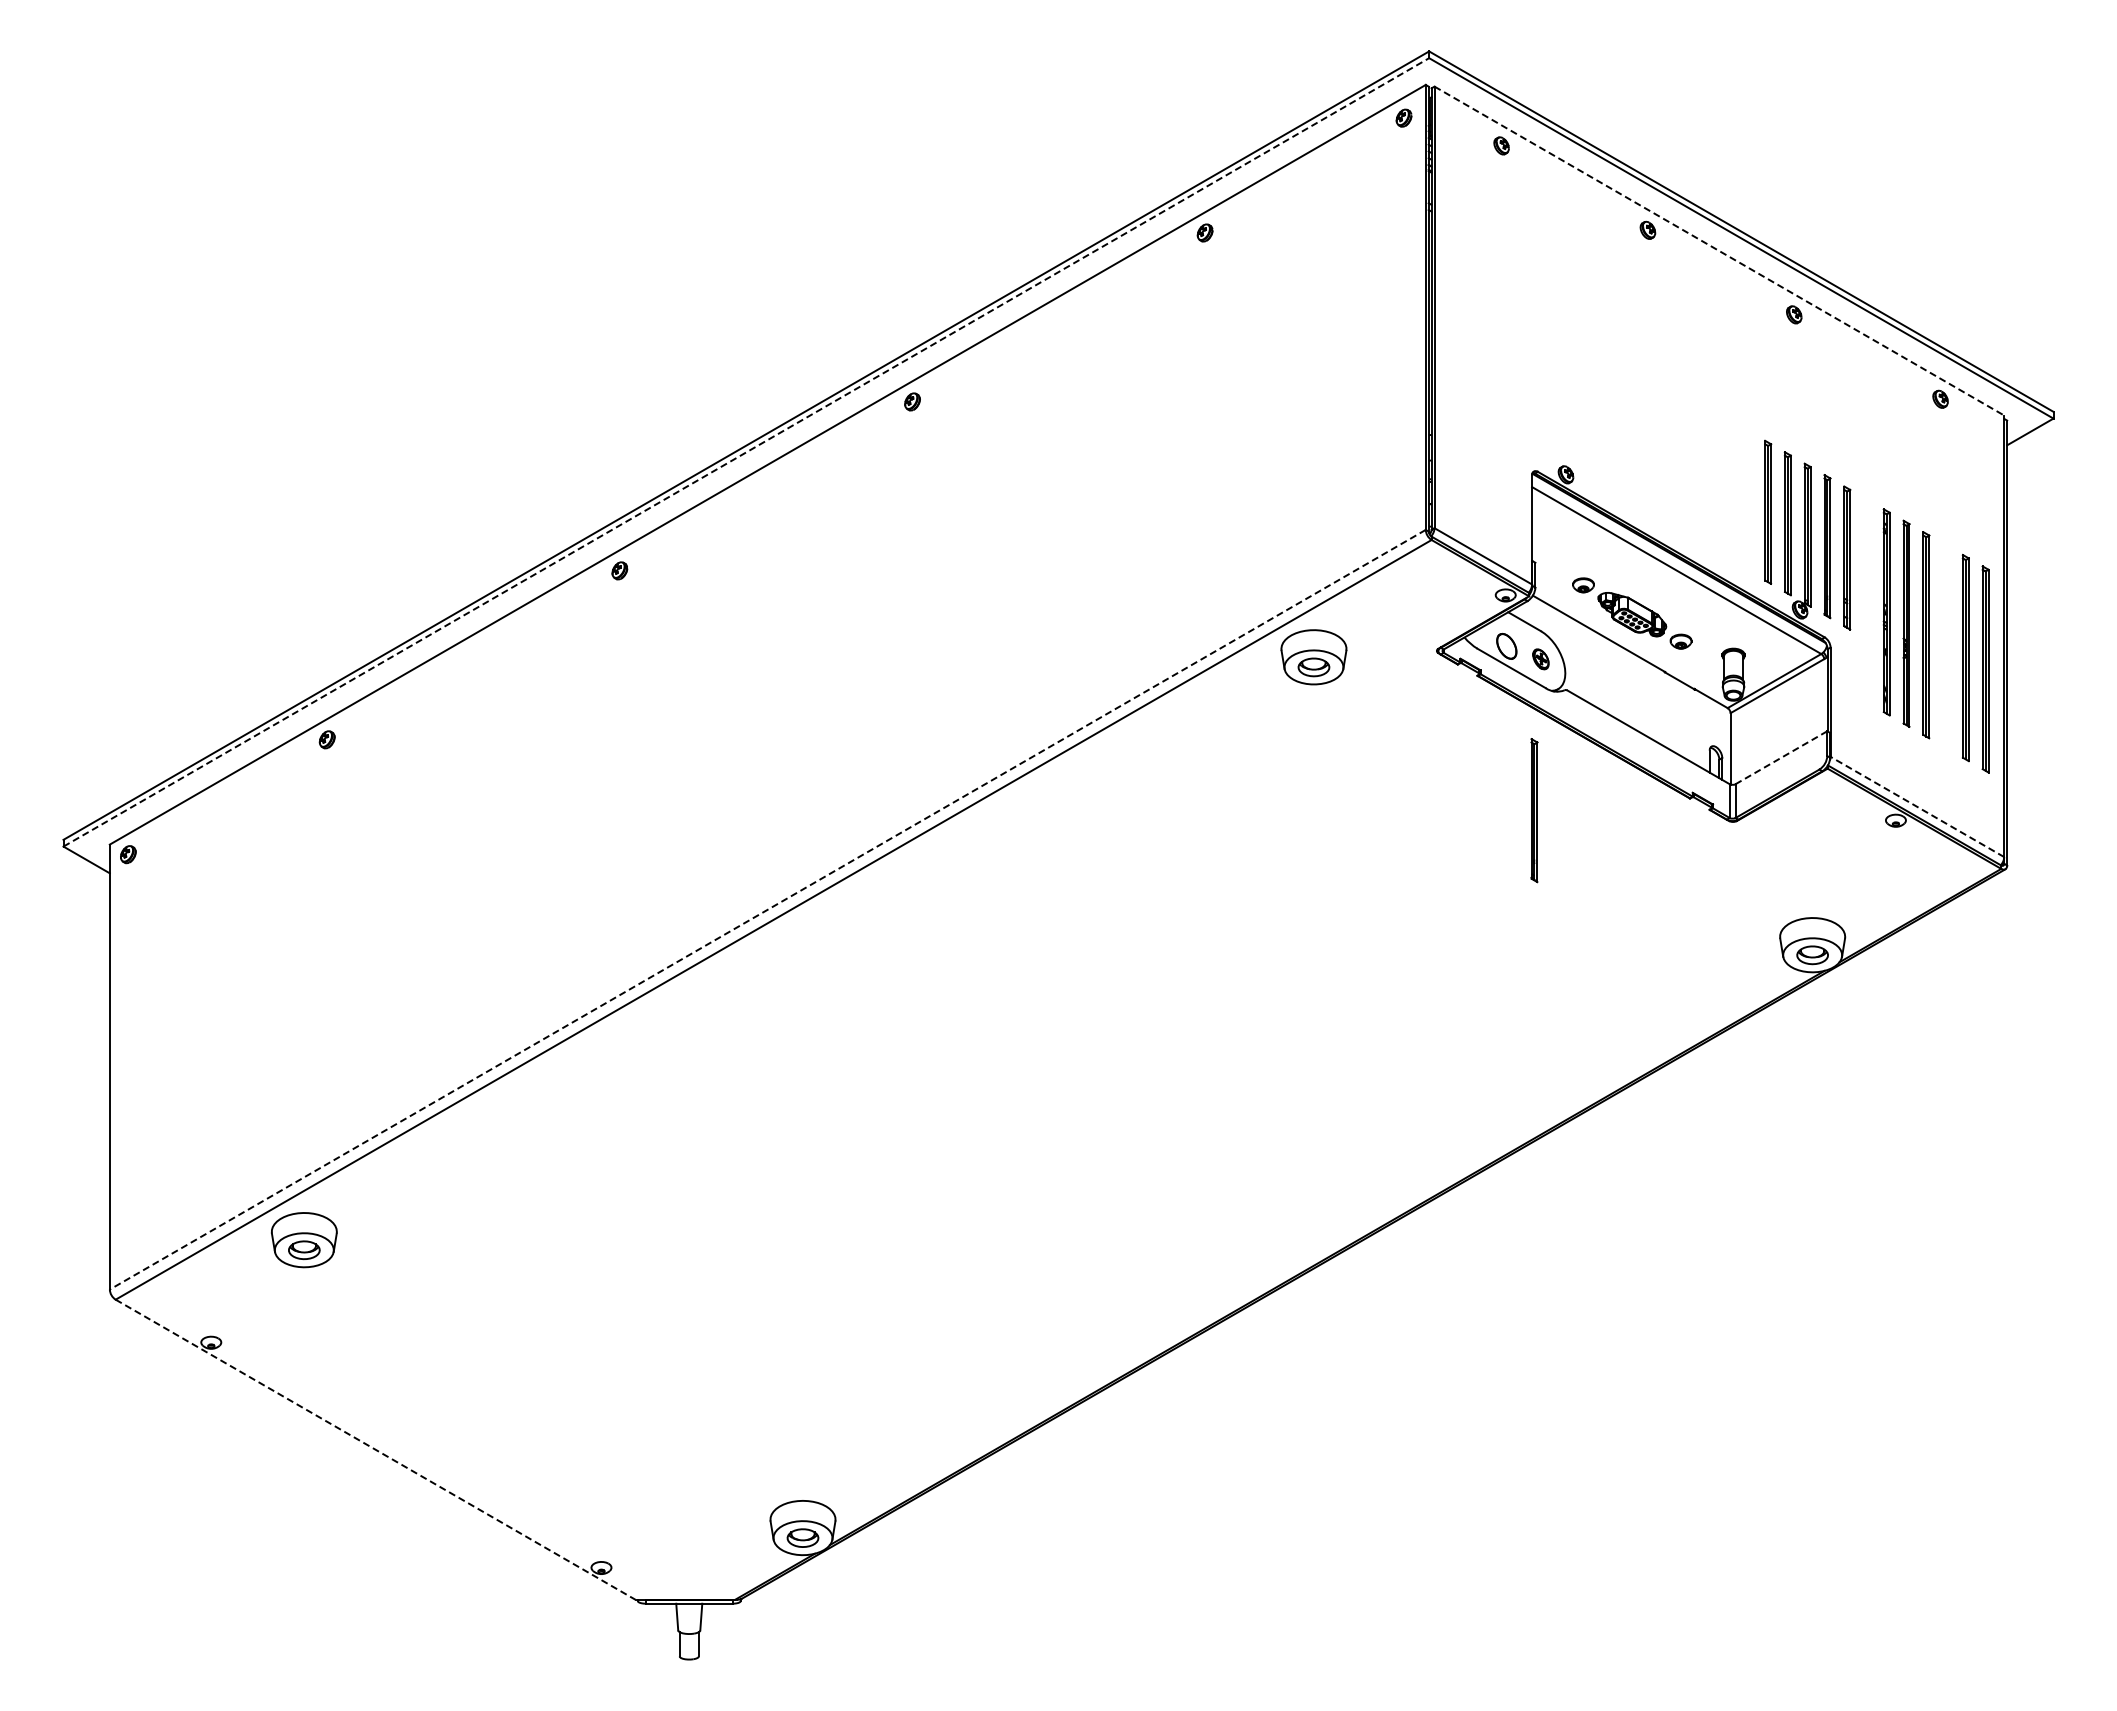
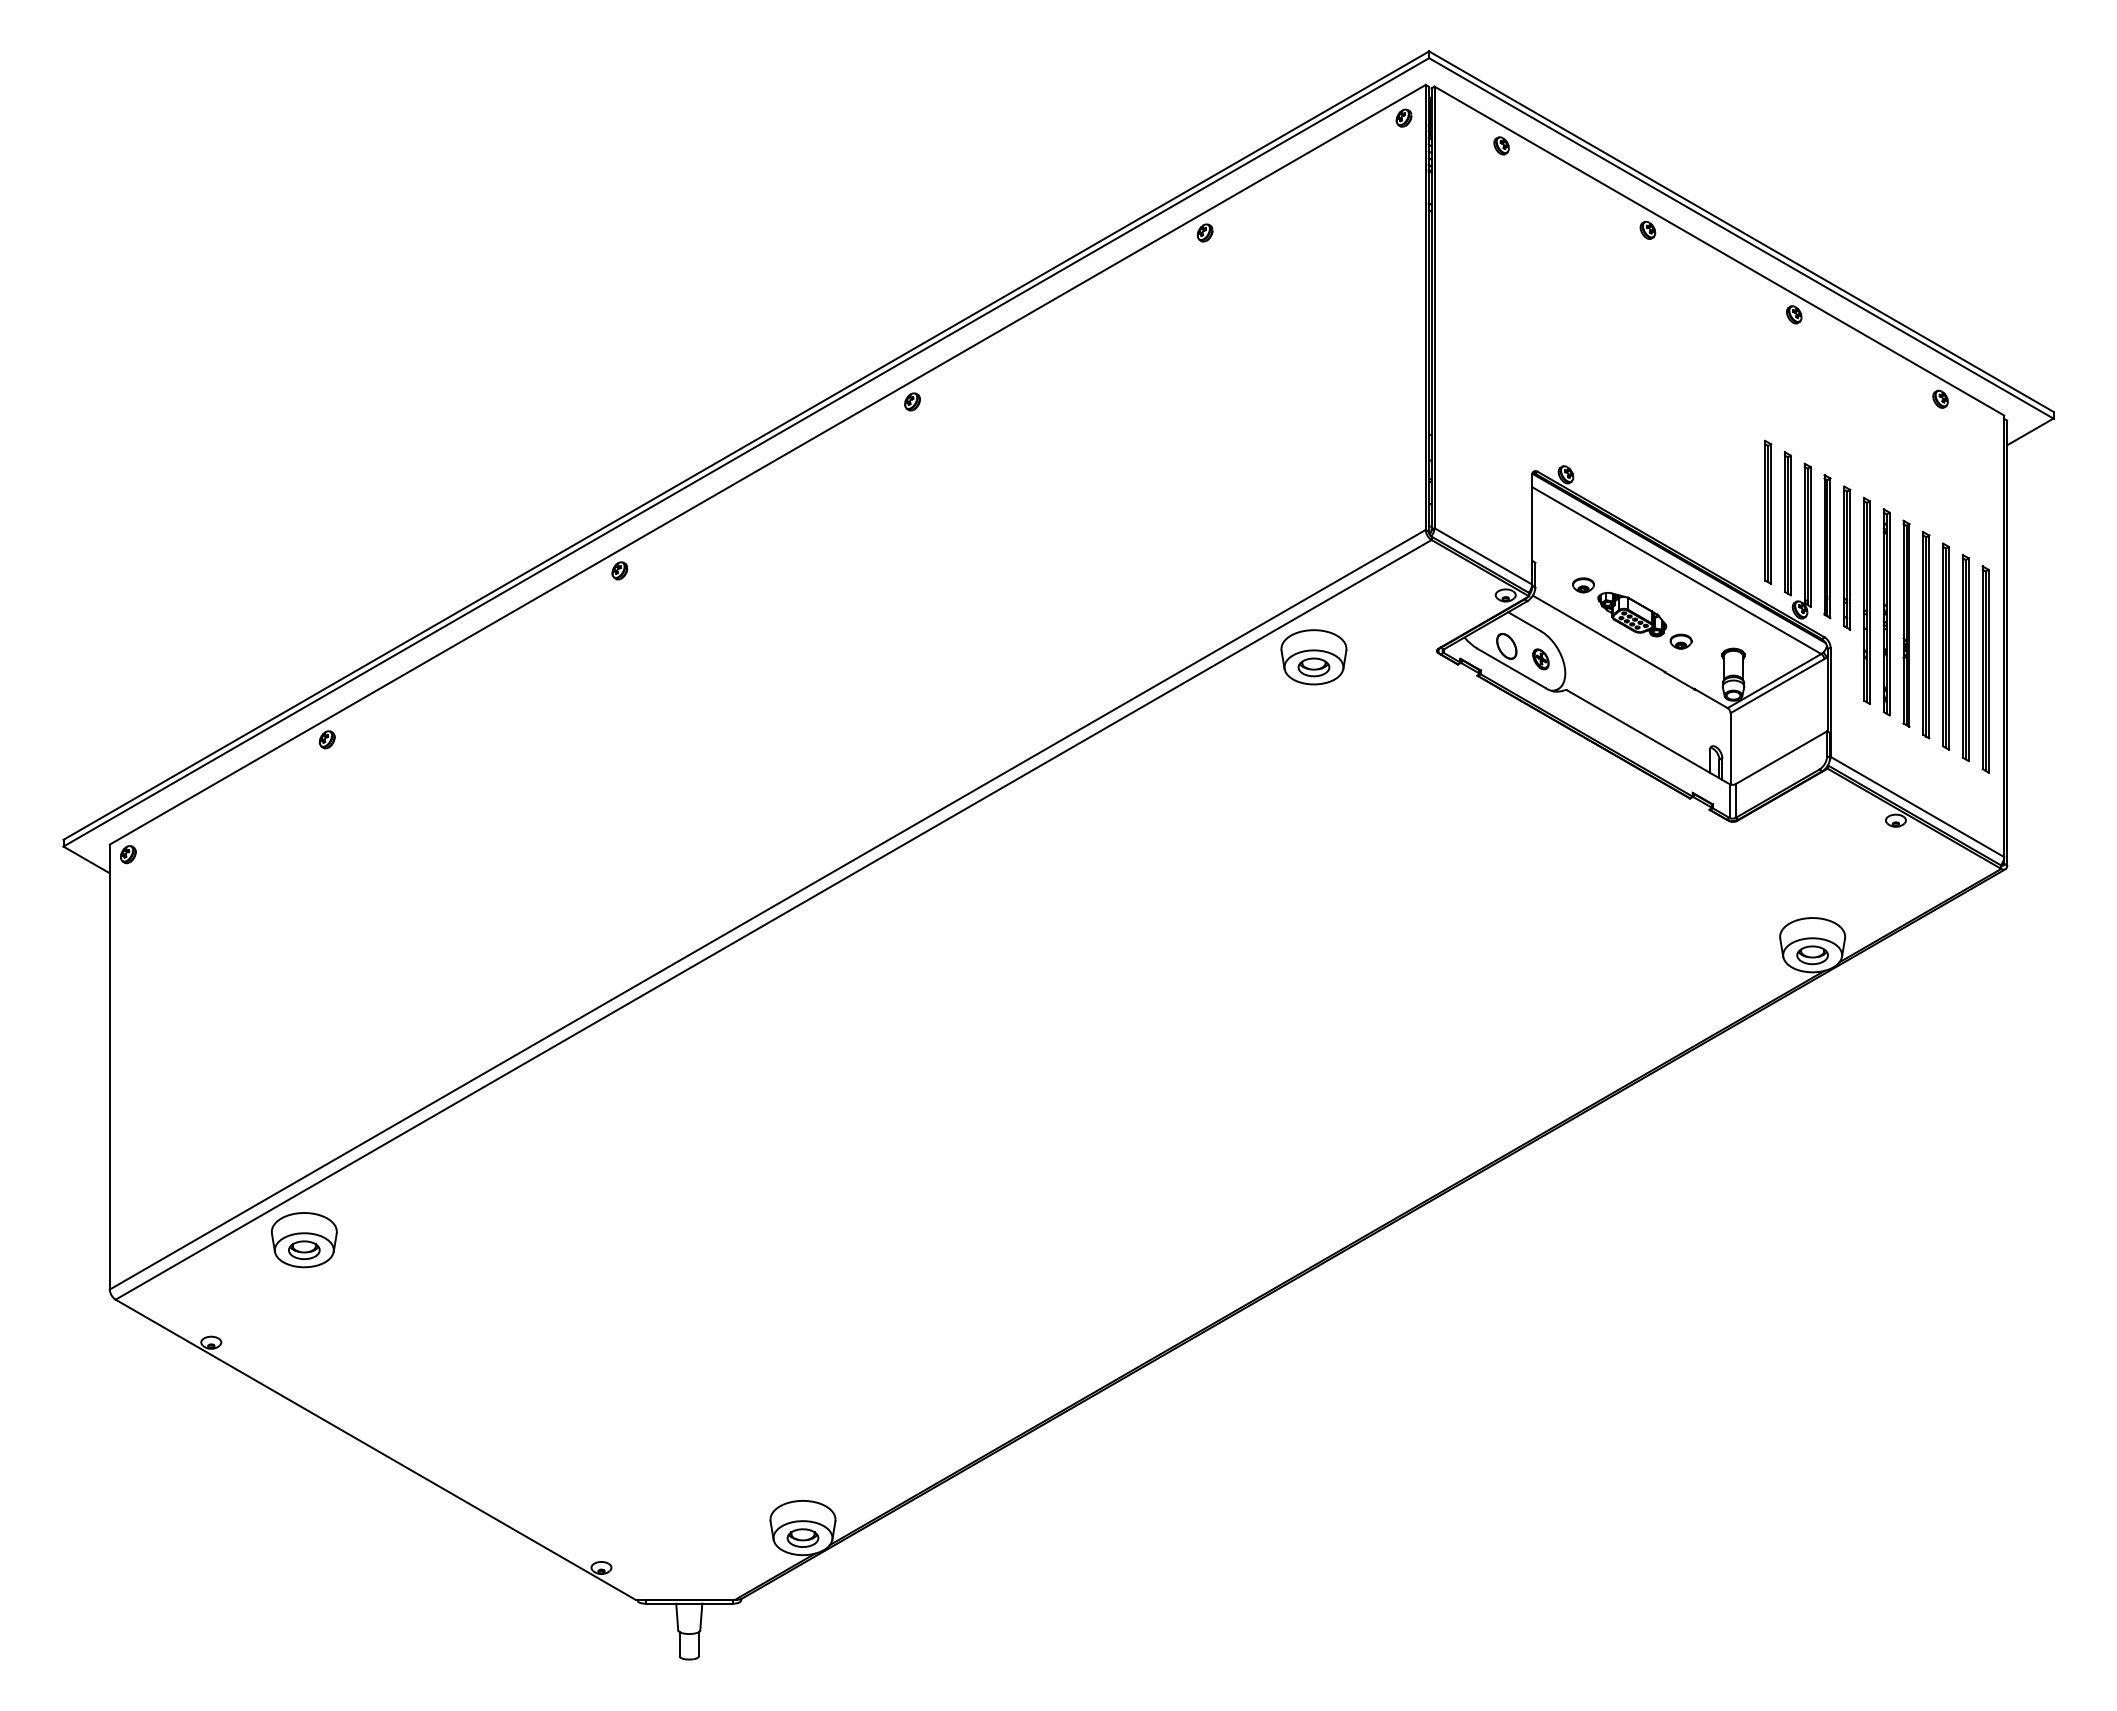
line: dashed -> solid (1719, 251)
line: dashed -> solid (746, 452)
part: none -> present (1866, 600)
part: none -> present (1946, 646)
line: dashed -> solid (1781, 757)
line: dashed -> solid (1916, 806)
part: present -> none (1534, 810)
line: dashed -> solid (767, 909)
line: dashed -> solid (376, 1450)
